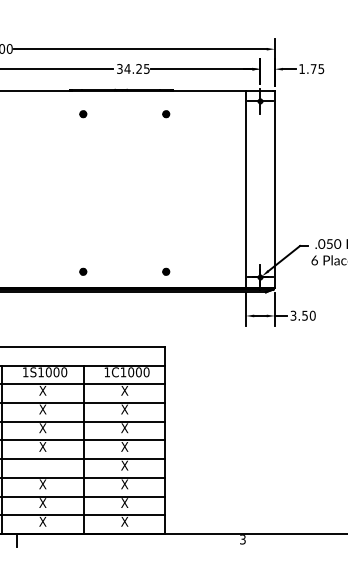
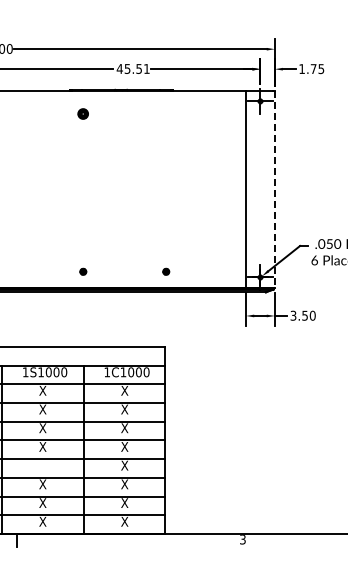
text: 34.25 -> 45.51 (132, 68)
part size: 9x9 px -> 12x12 px (82, 113)
part: present -> none (166, 114)
line: solid -> dashed (274, 189)
